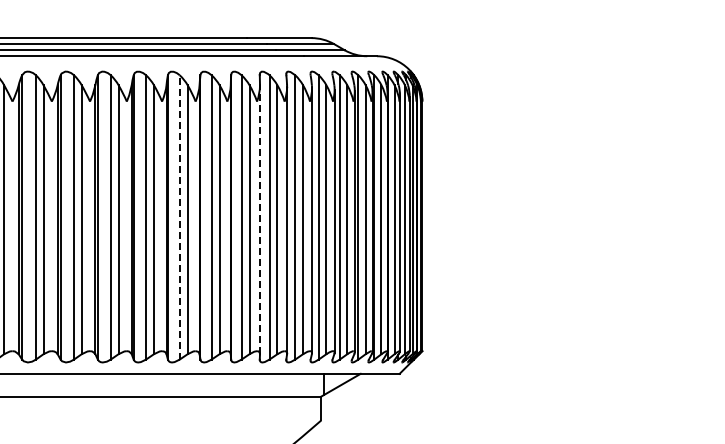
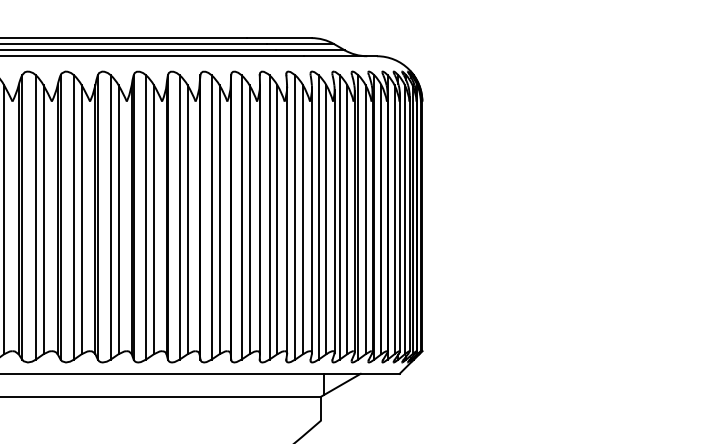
line: dashed -> solid (179, 216)
line: dashed -> solid (260, 219)
